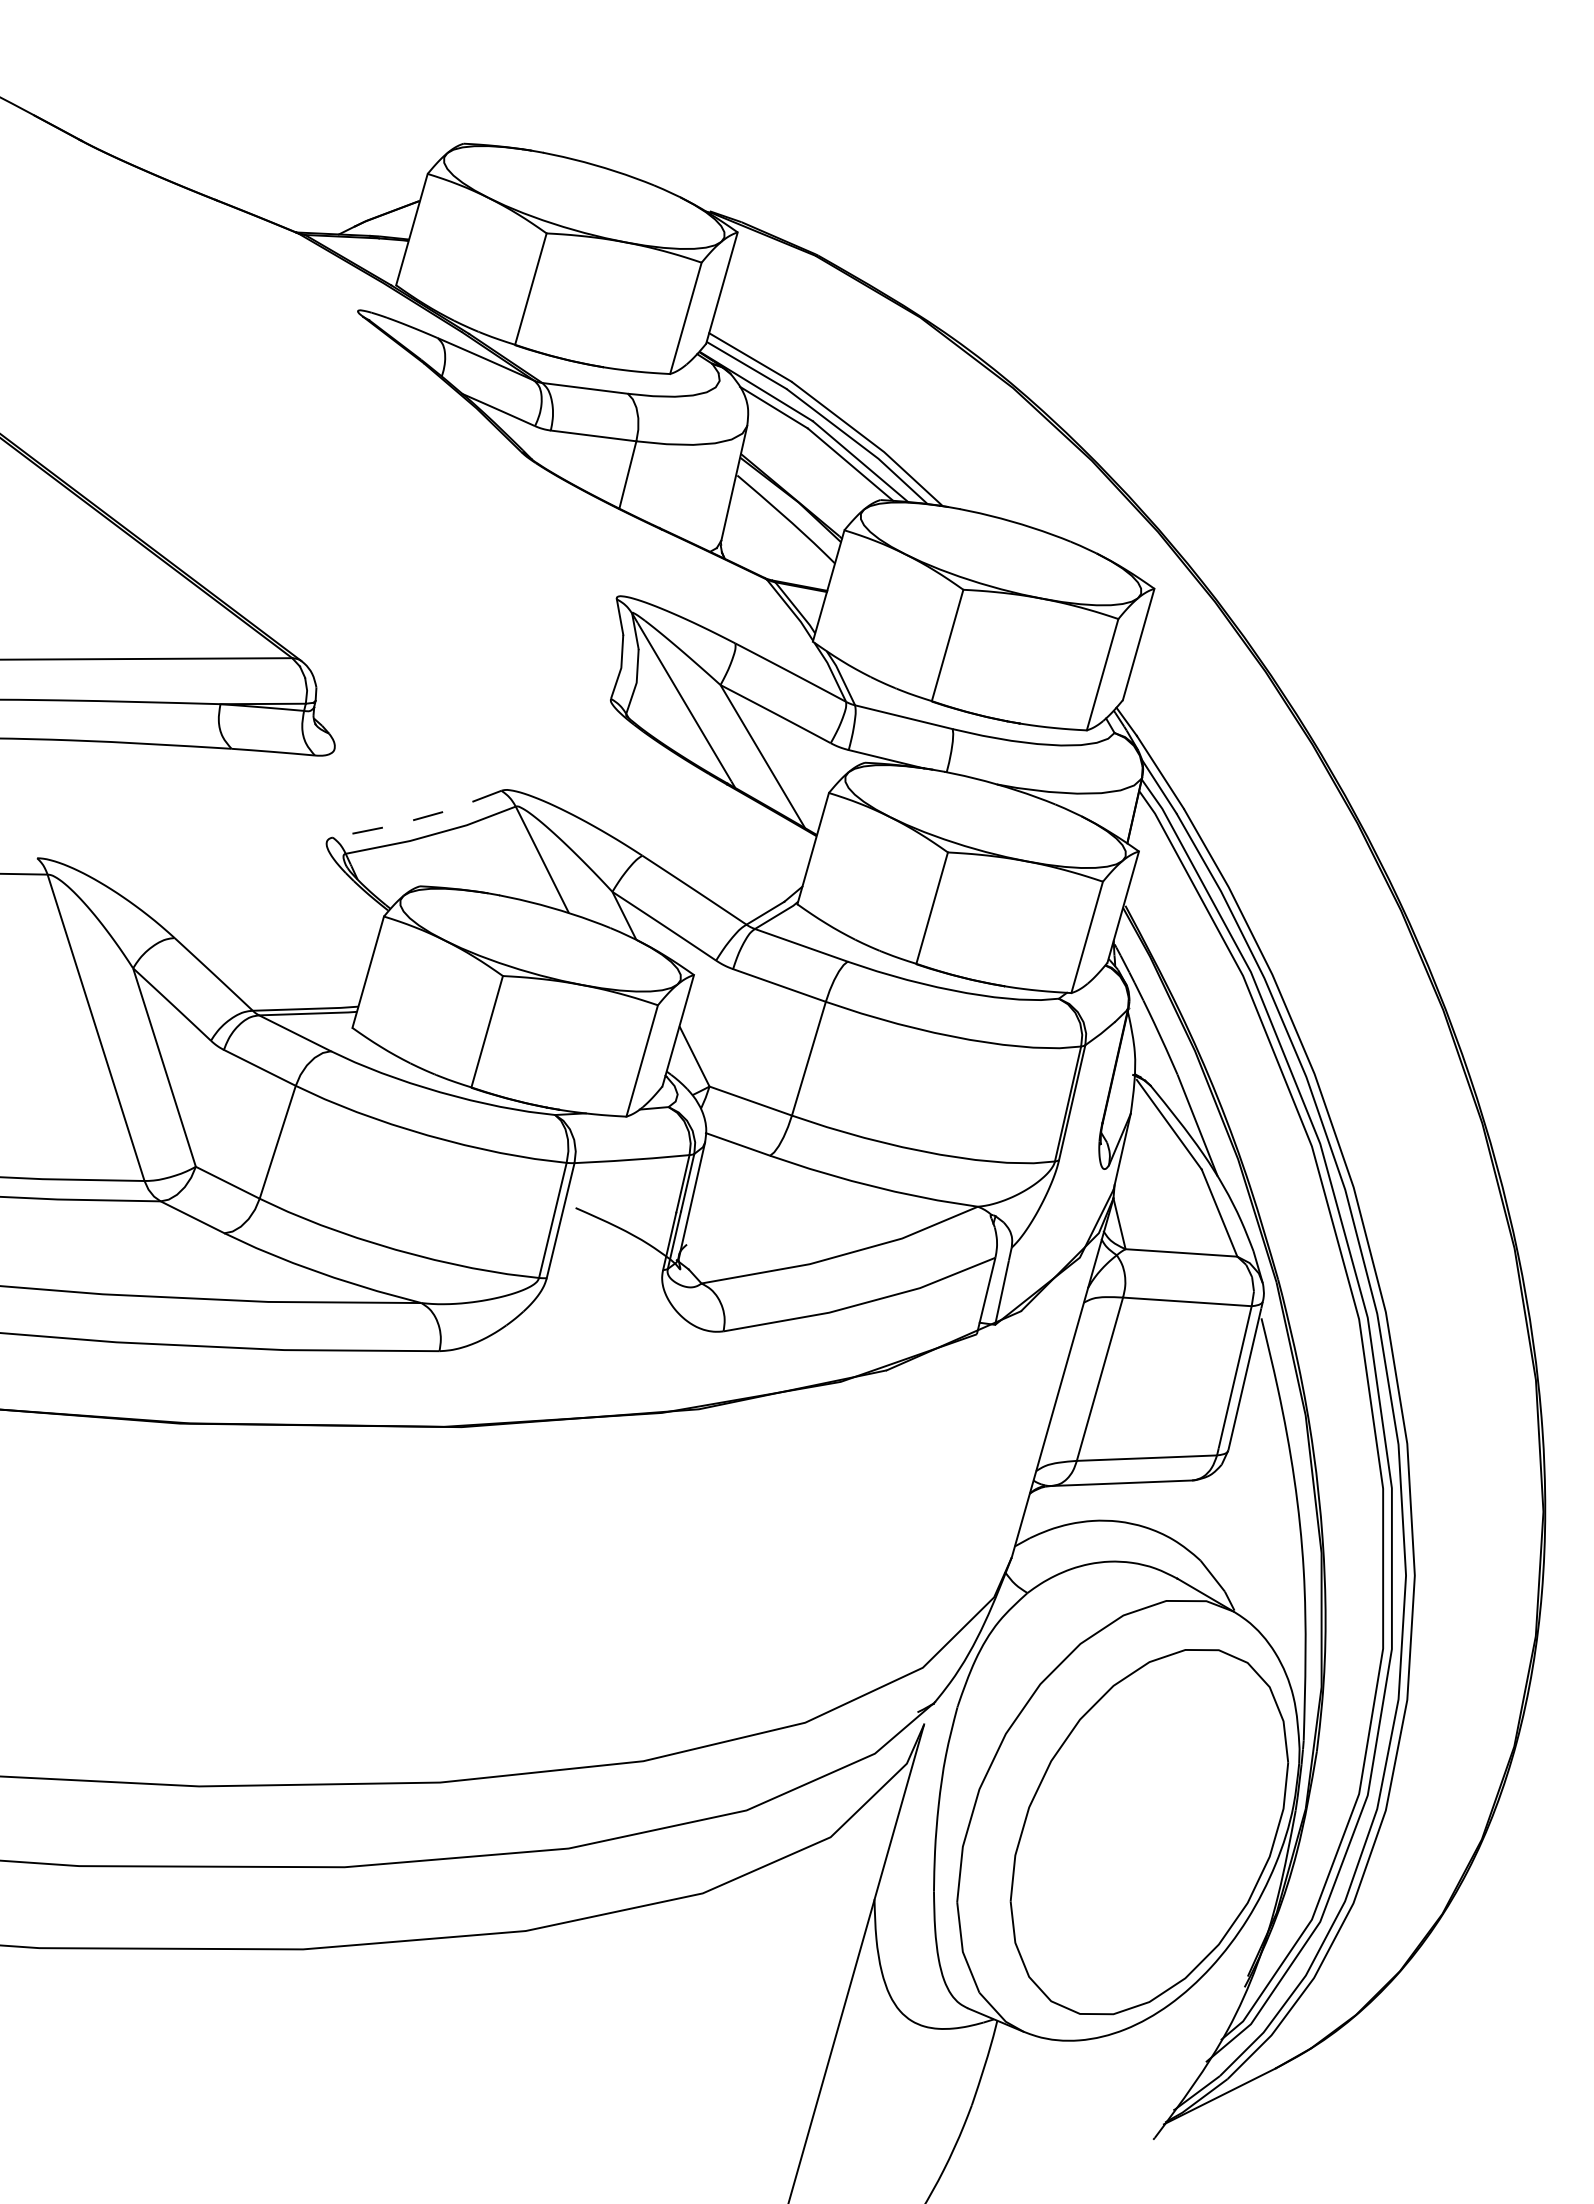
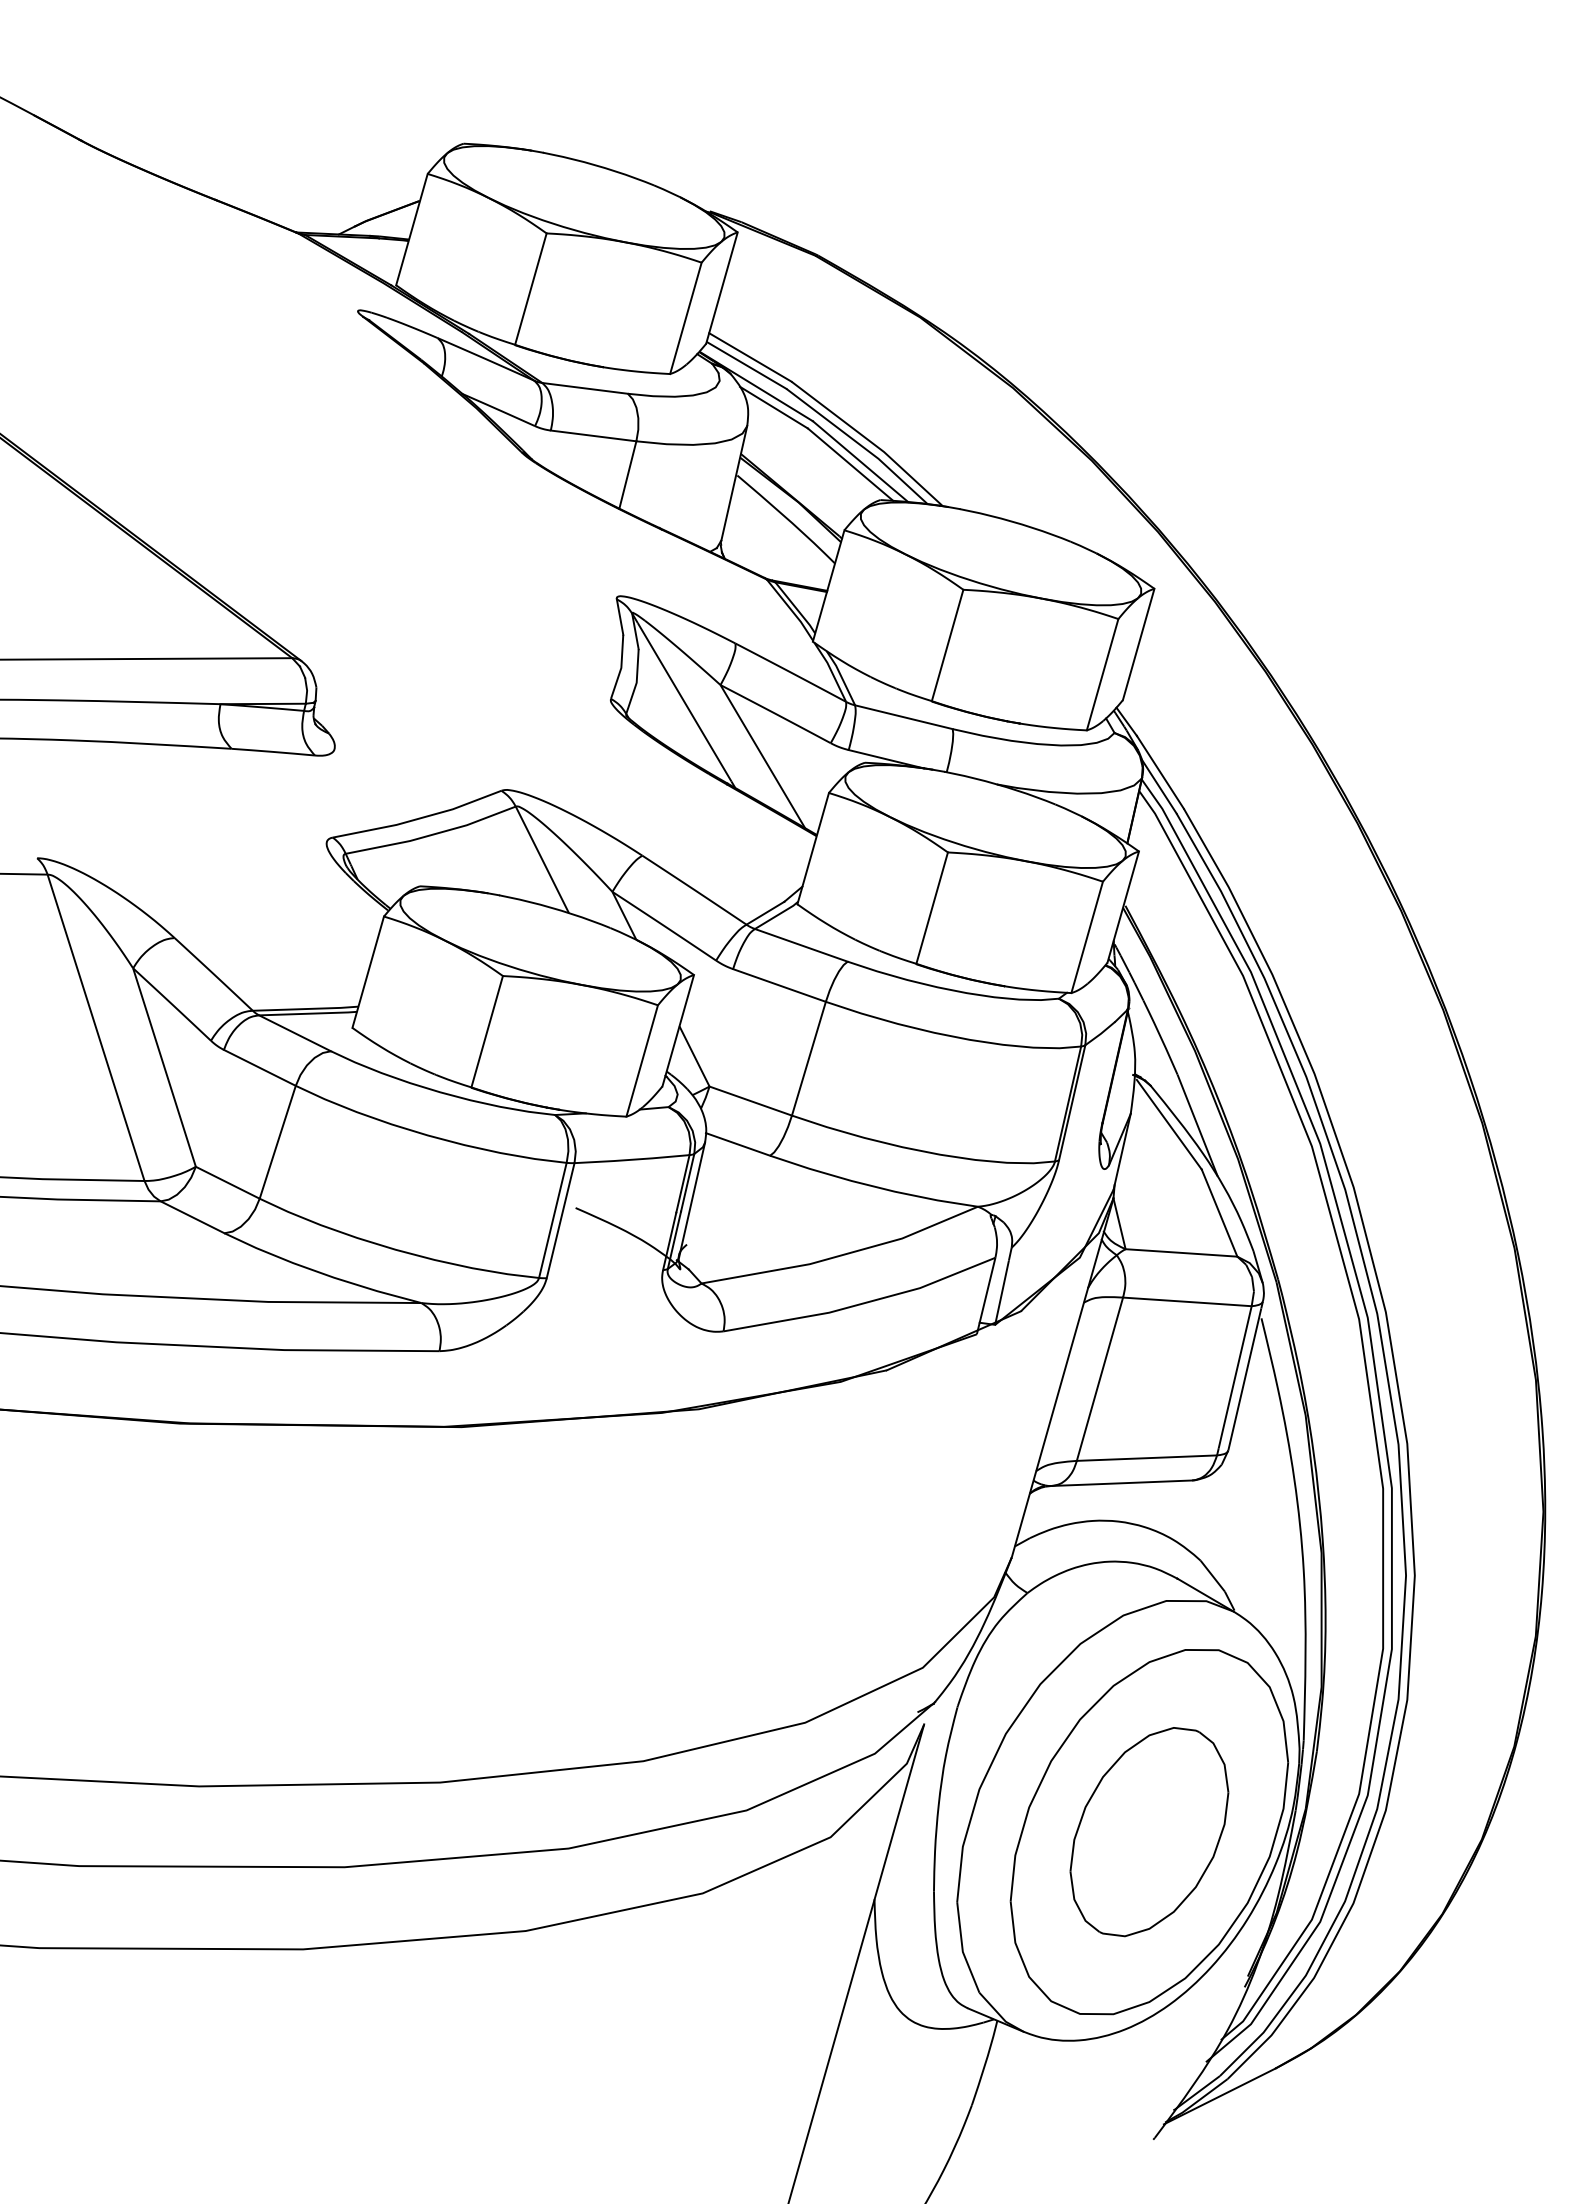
line: dashed -> solid (417, 819)
part: none -> present (1149, 1832)
